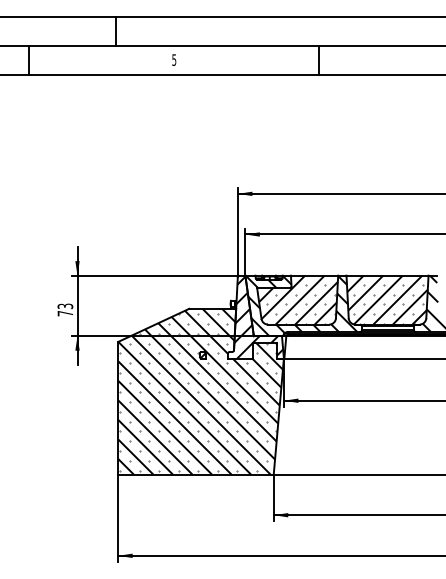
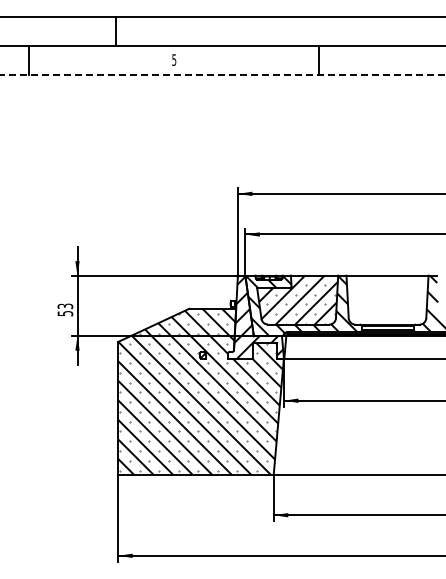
line: solid -> dashed (222, 75)
hatch: present -> none (387, 299)
text: 73 -> 53 (65, 313)
